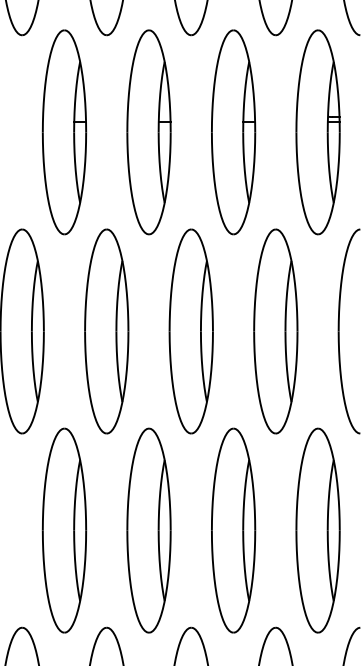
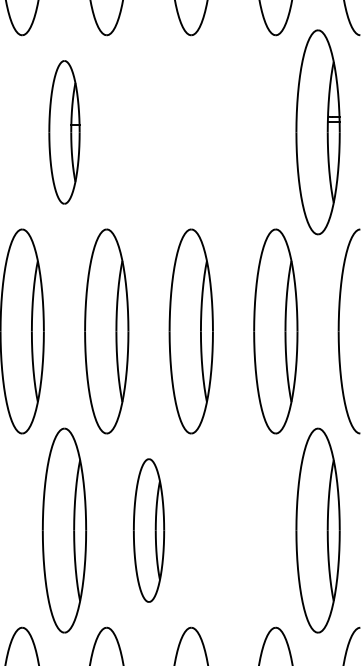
part size: 47x207 px -> 33x145 px (64, 132)
part: present -> none (148, 132)
part: present -> none (233, 132)
part size: 46x207 px -> 33x145 px (149, 530)
part: present -> none (233, 530)
